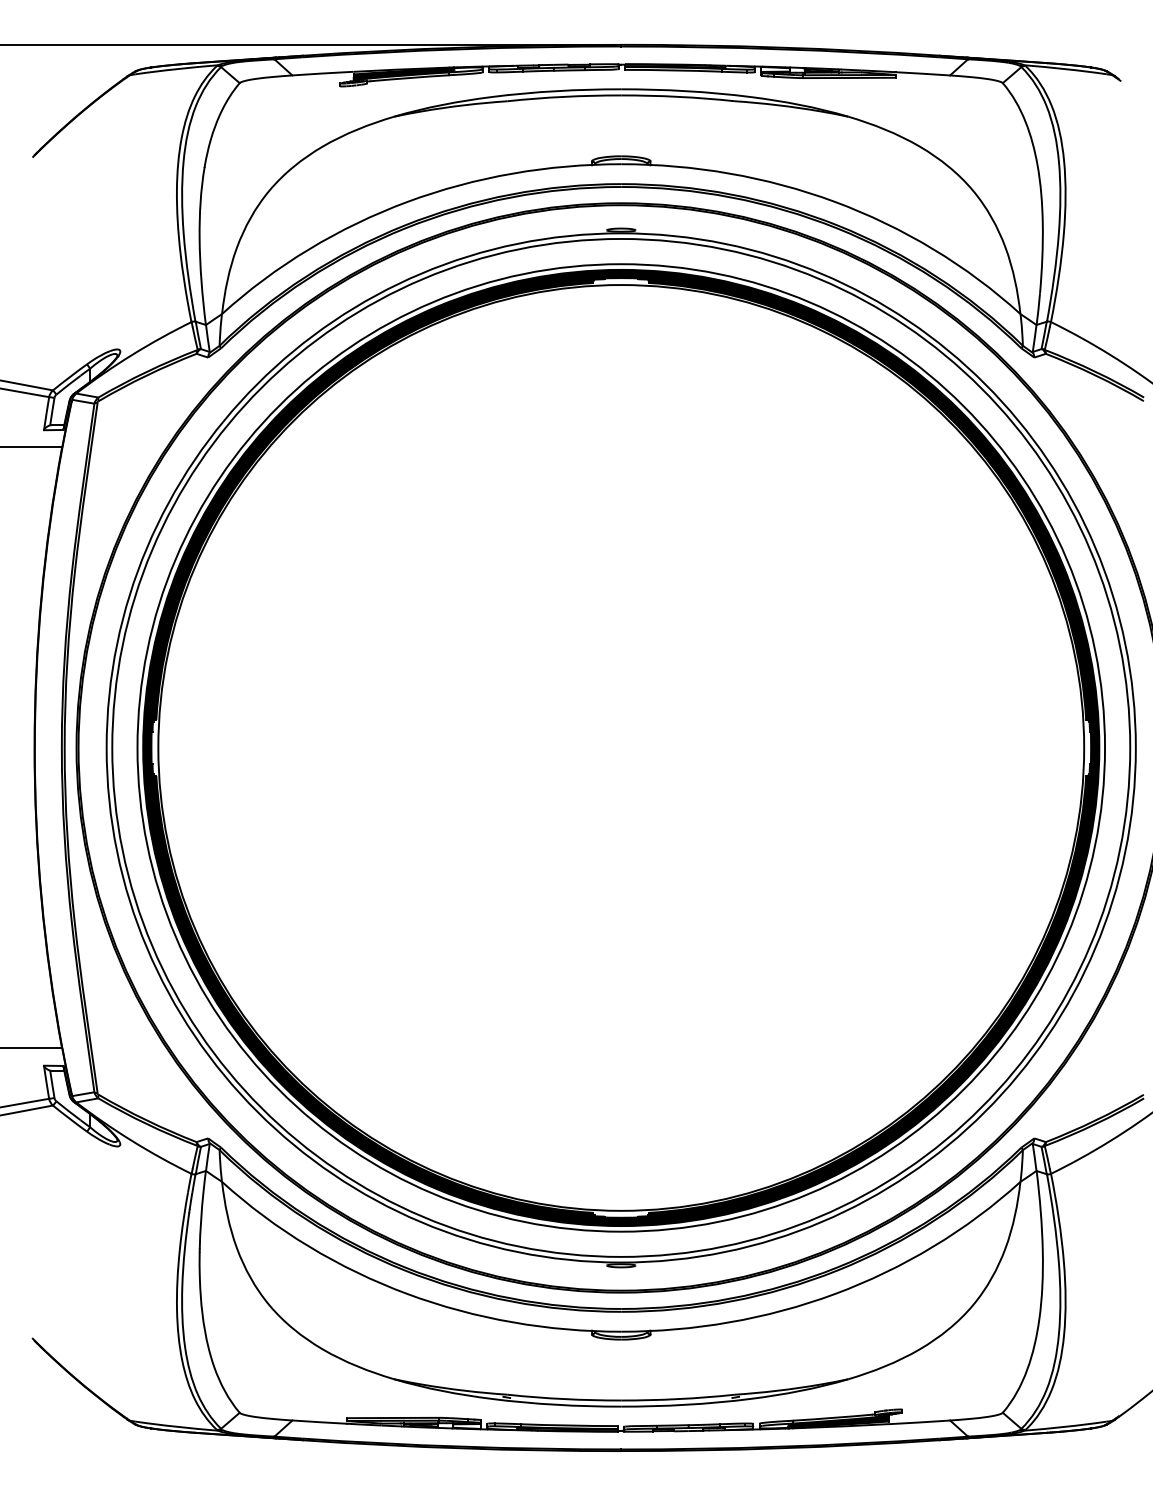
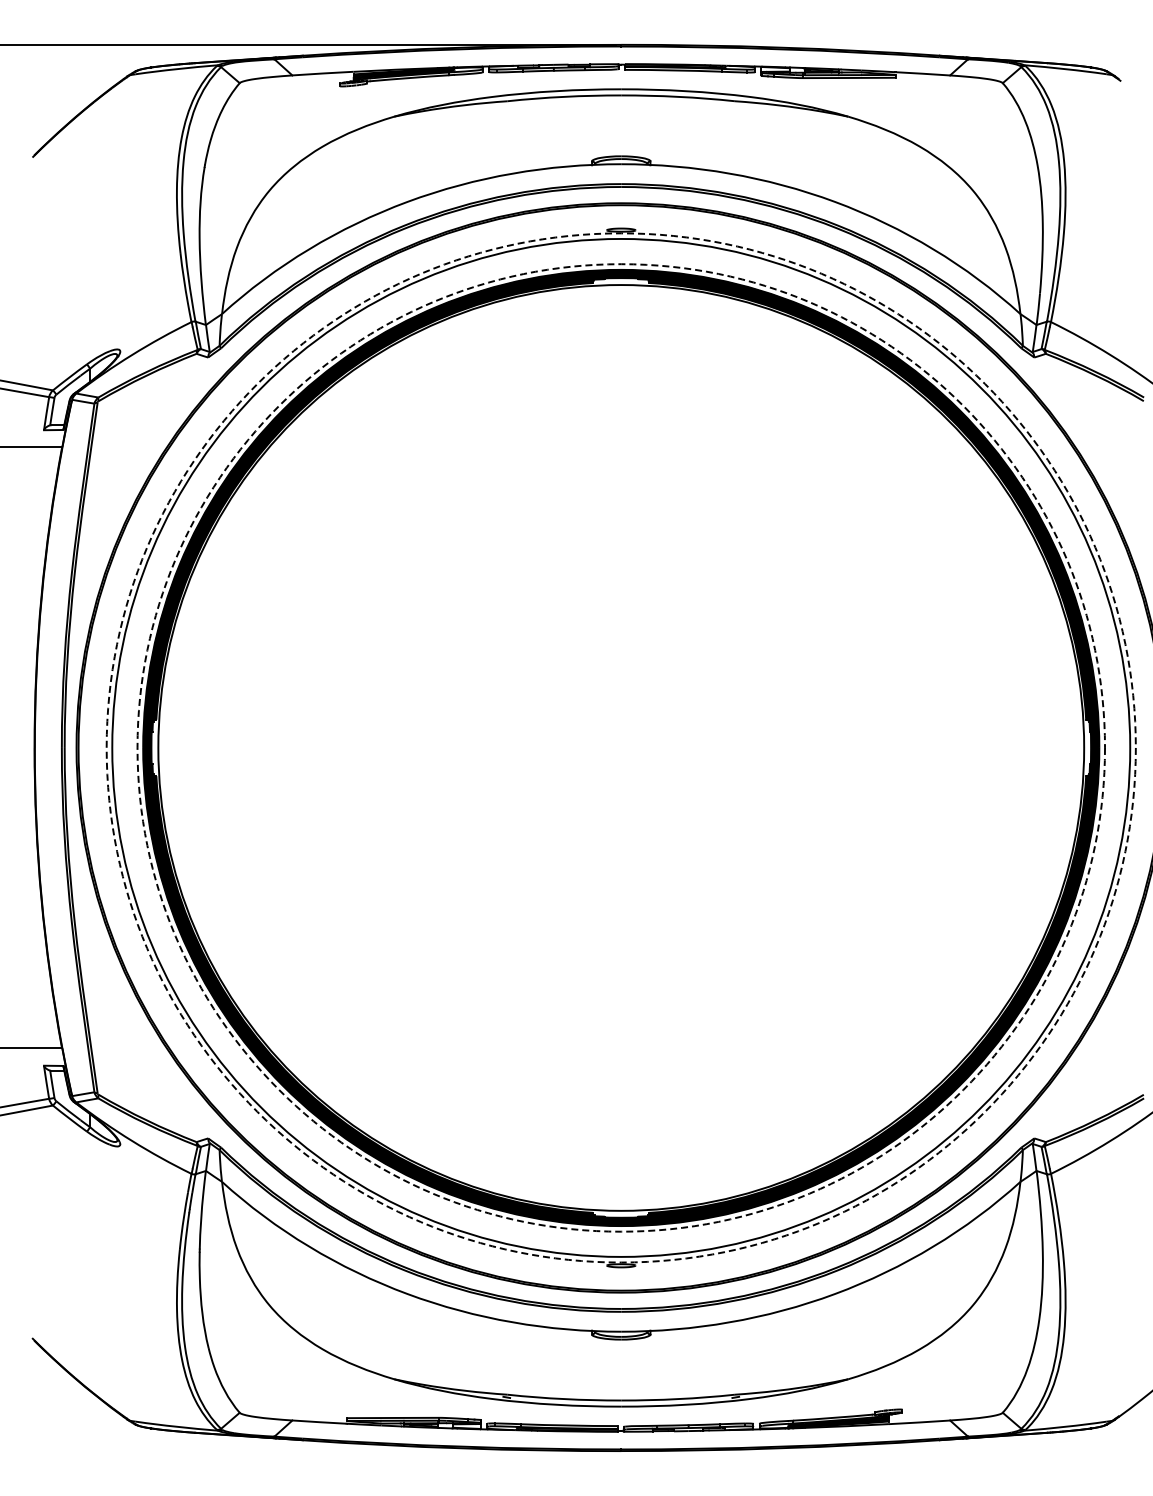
circle: solid -> dashed (620, 747)
circle: solid -> dashed (621, 747)
